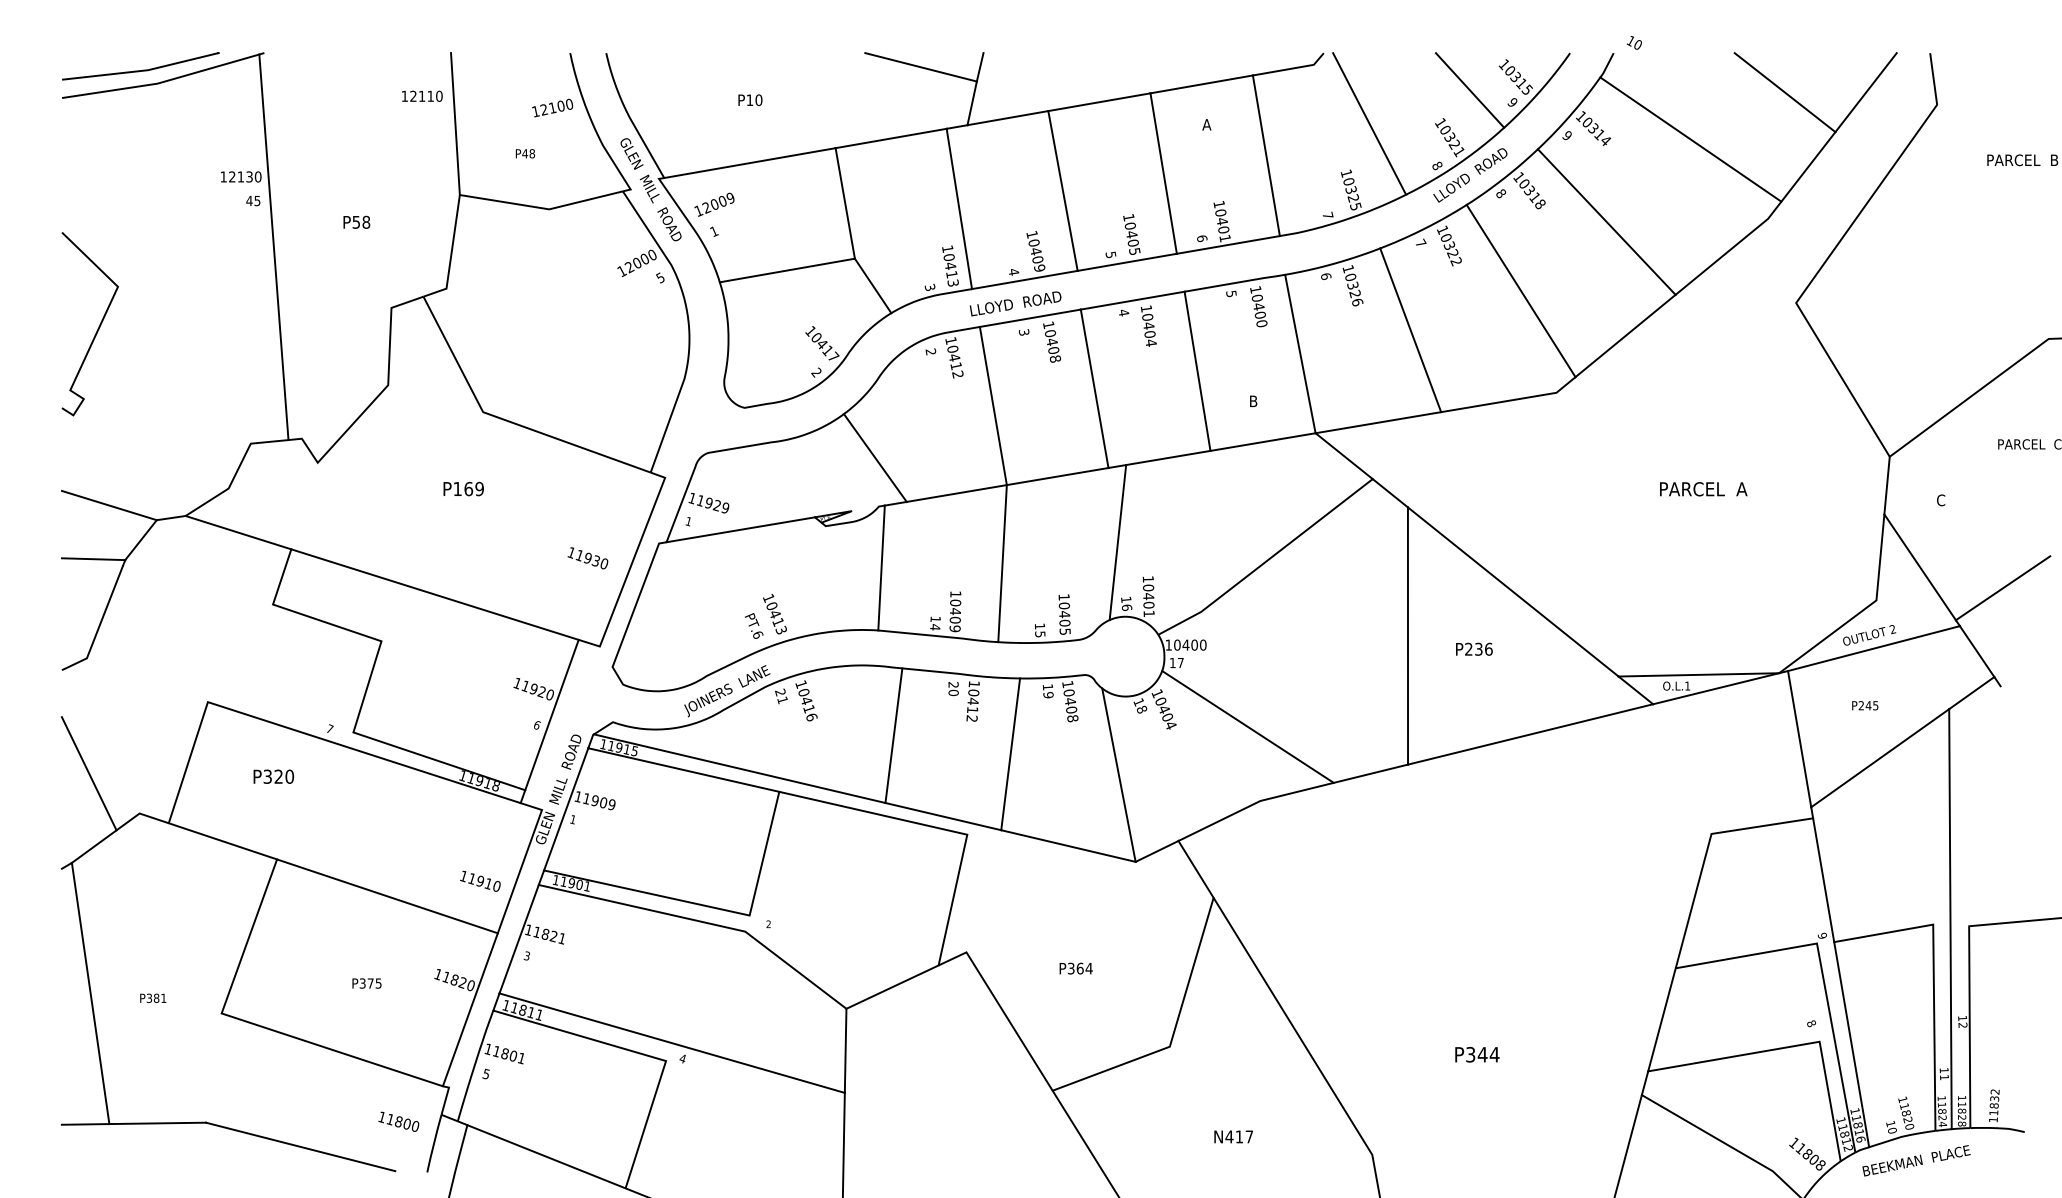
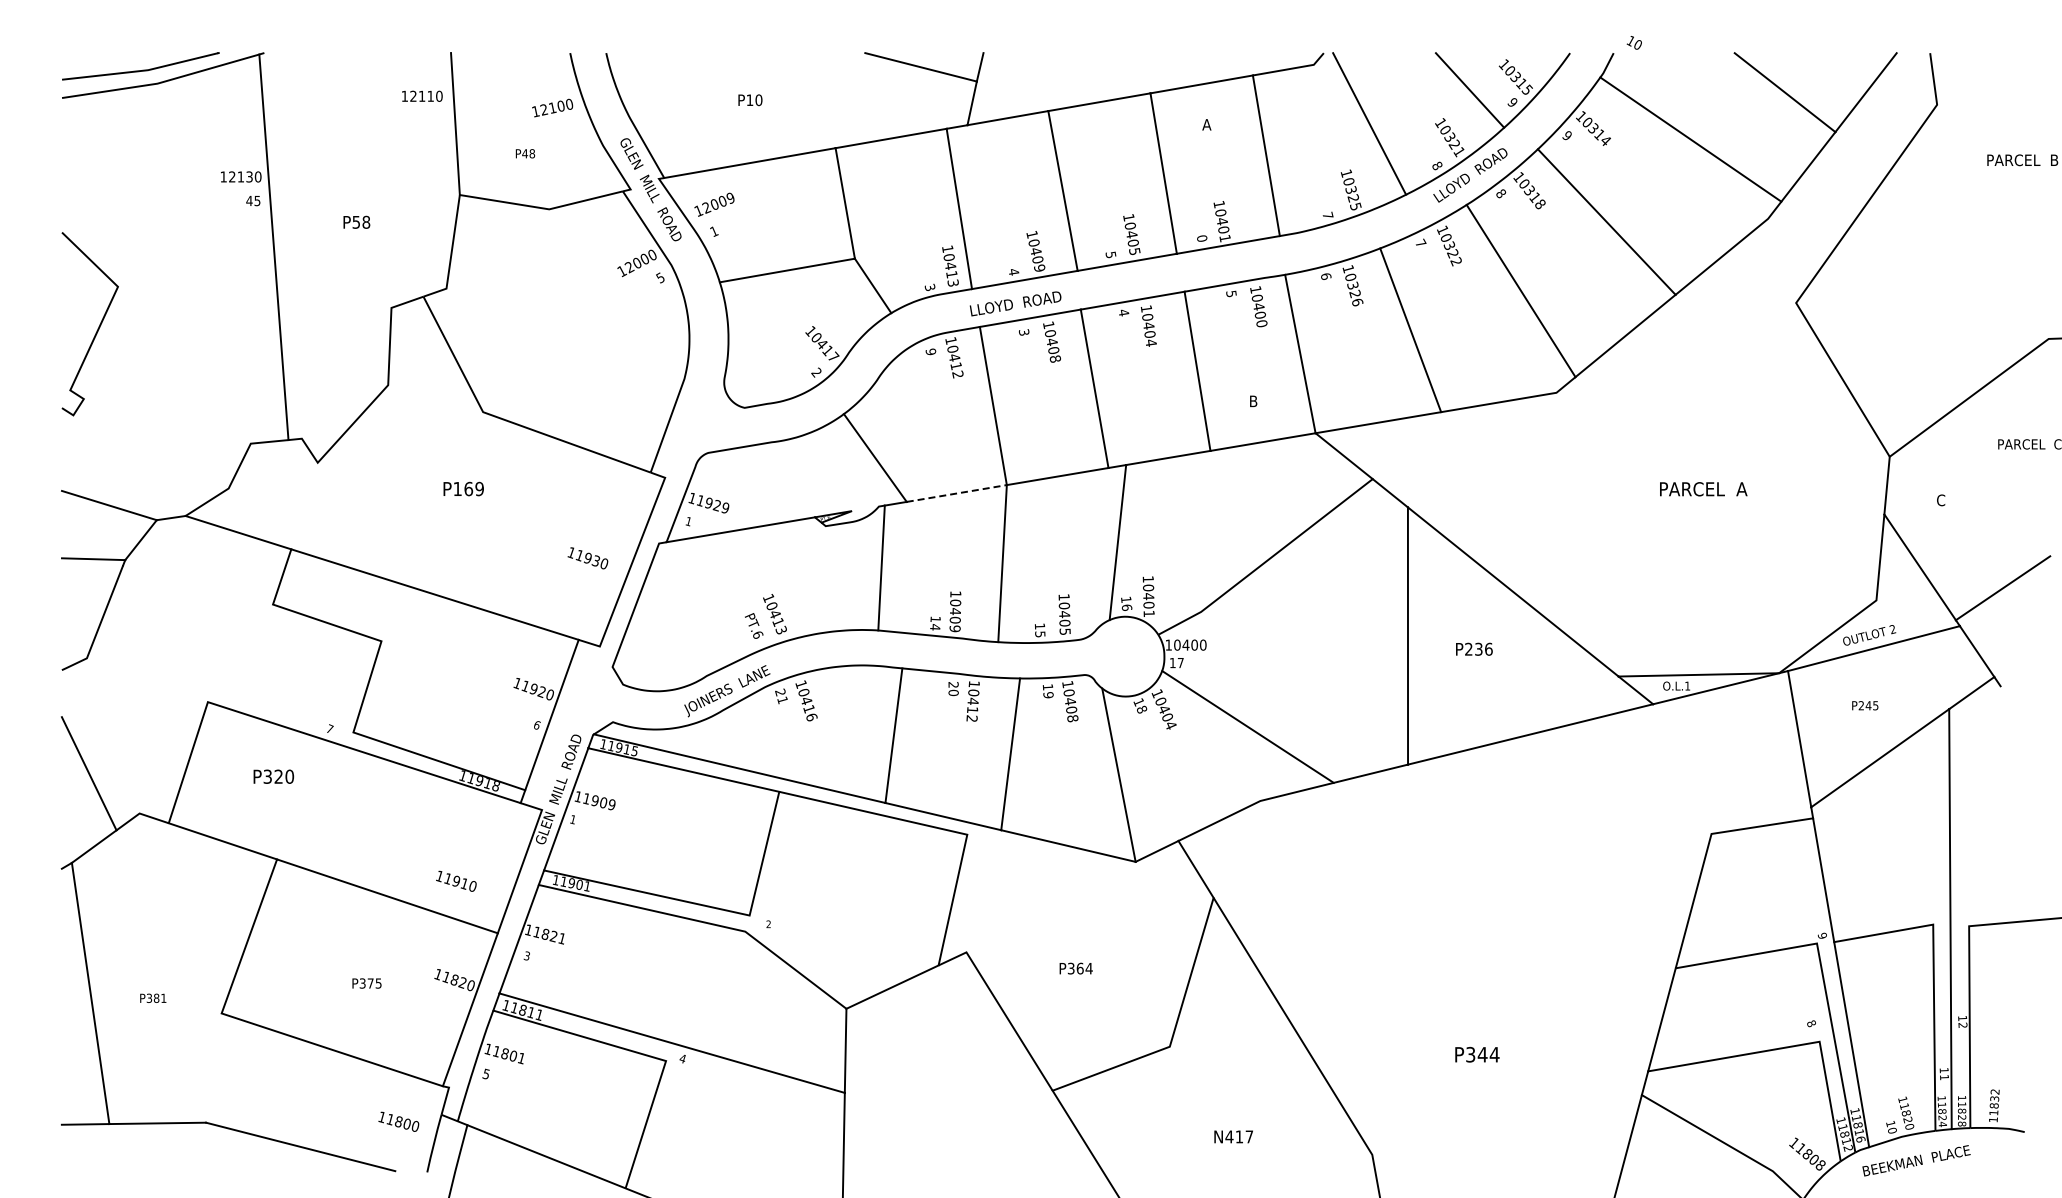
text: 6 -> 0 (1202, 238)
text: 2 -> 9 (930, 351)
line: solid -> dashed (956, 493)
text position: (480, 880) -> (456, 880) (456, 880)
